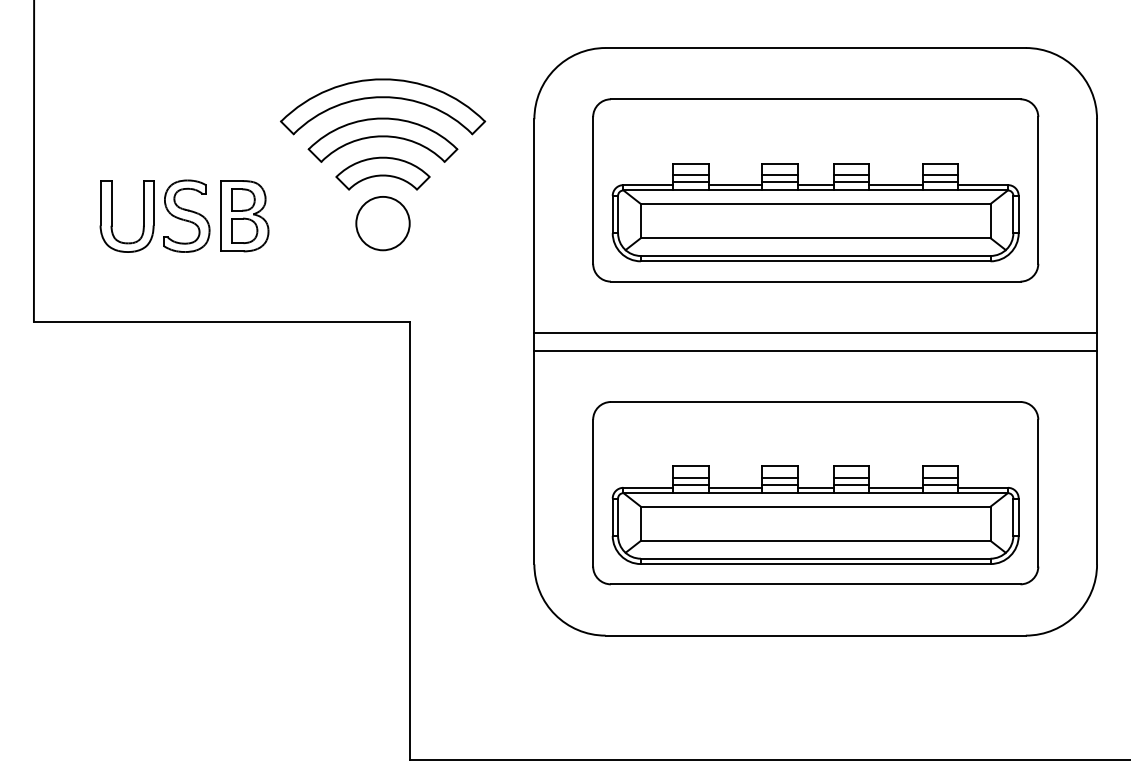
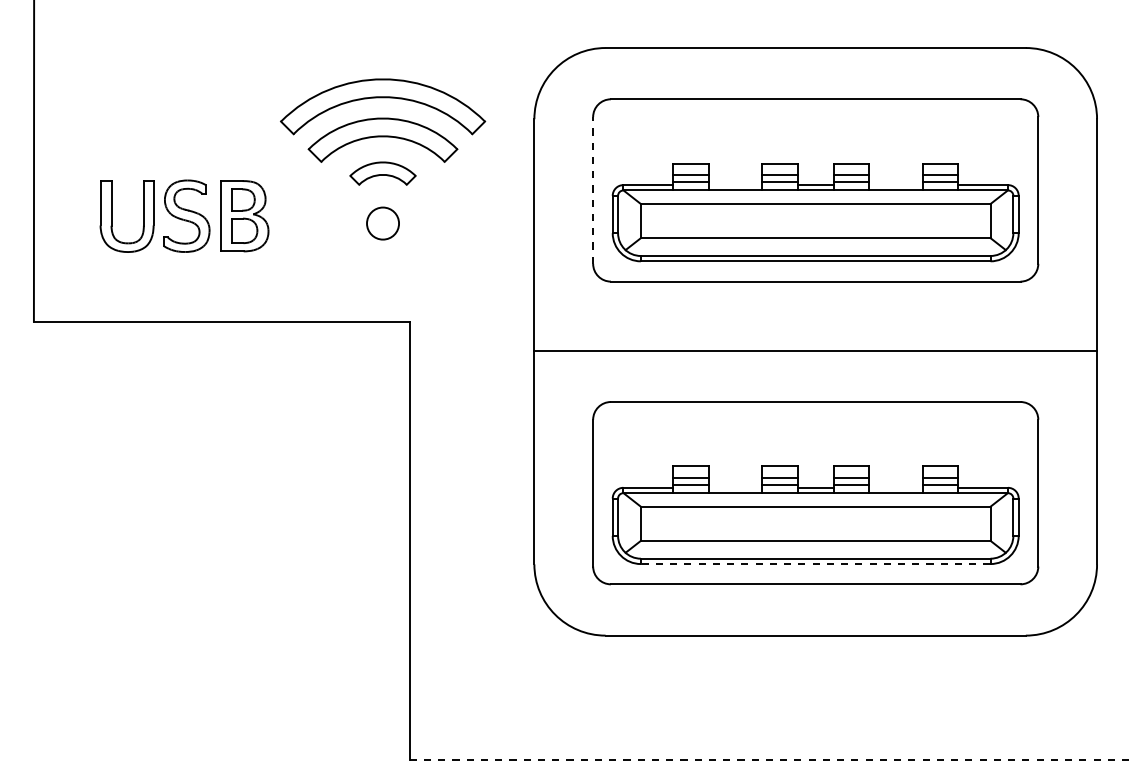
part size: 96x35 px -> 68x25 px (382, 173)
line: present -> none (735, 185)
line: present -> none (895, 185)
line: solid -> dashed (593, 189)
circle diameter: 53 px -> 32 px (383, 223)
line: present -> none (815, 332)
line: present -> none (735, 487)
line: present -> none (895, 487)
line: solid -> dashed (815, 564)
line: solid -> dashed (770, 760)
